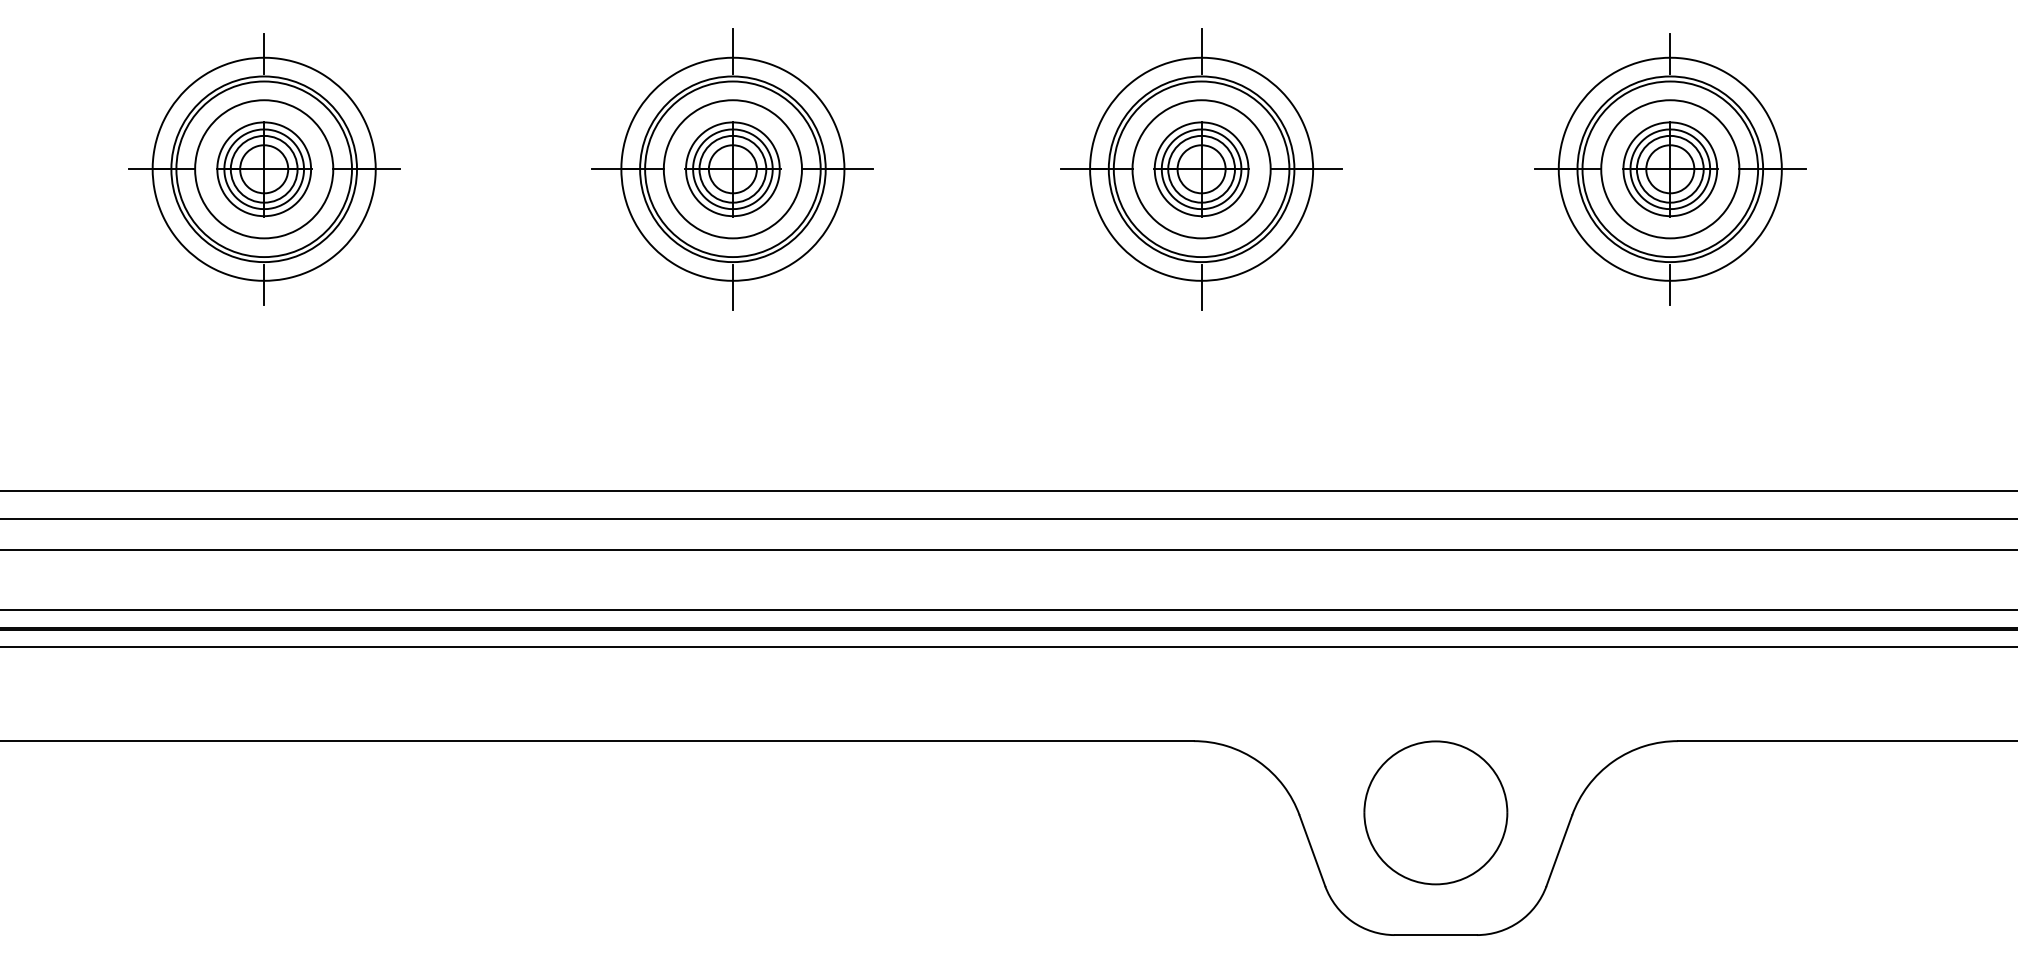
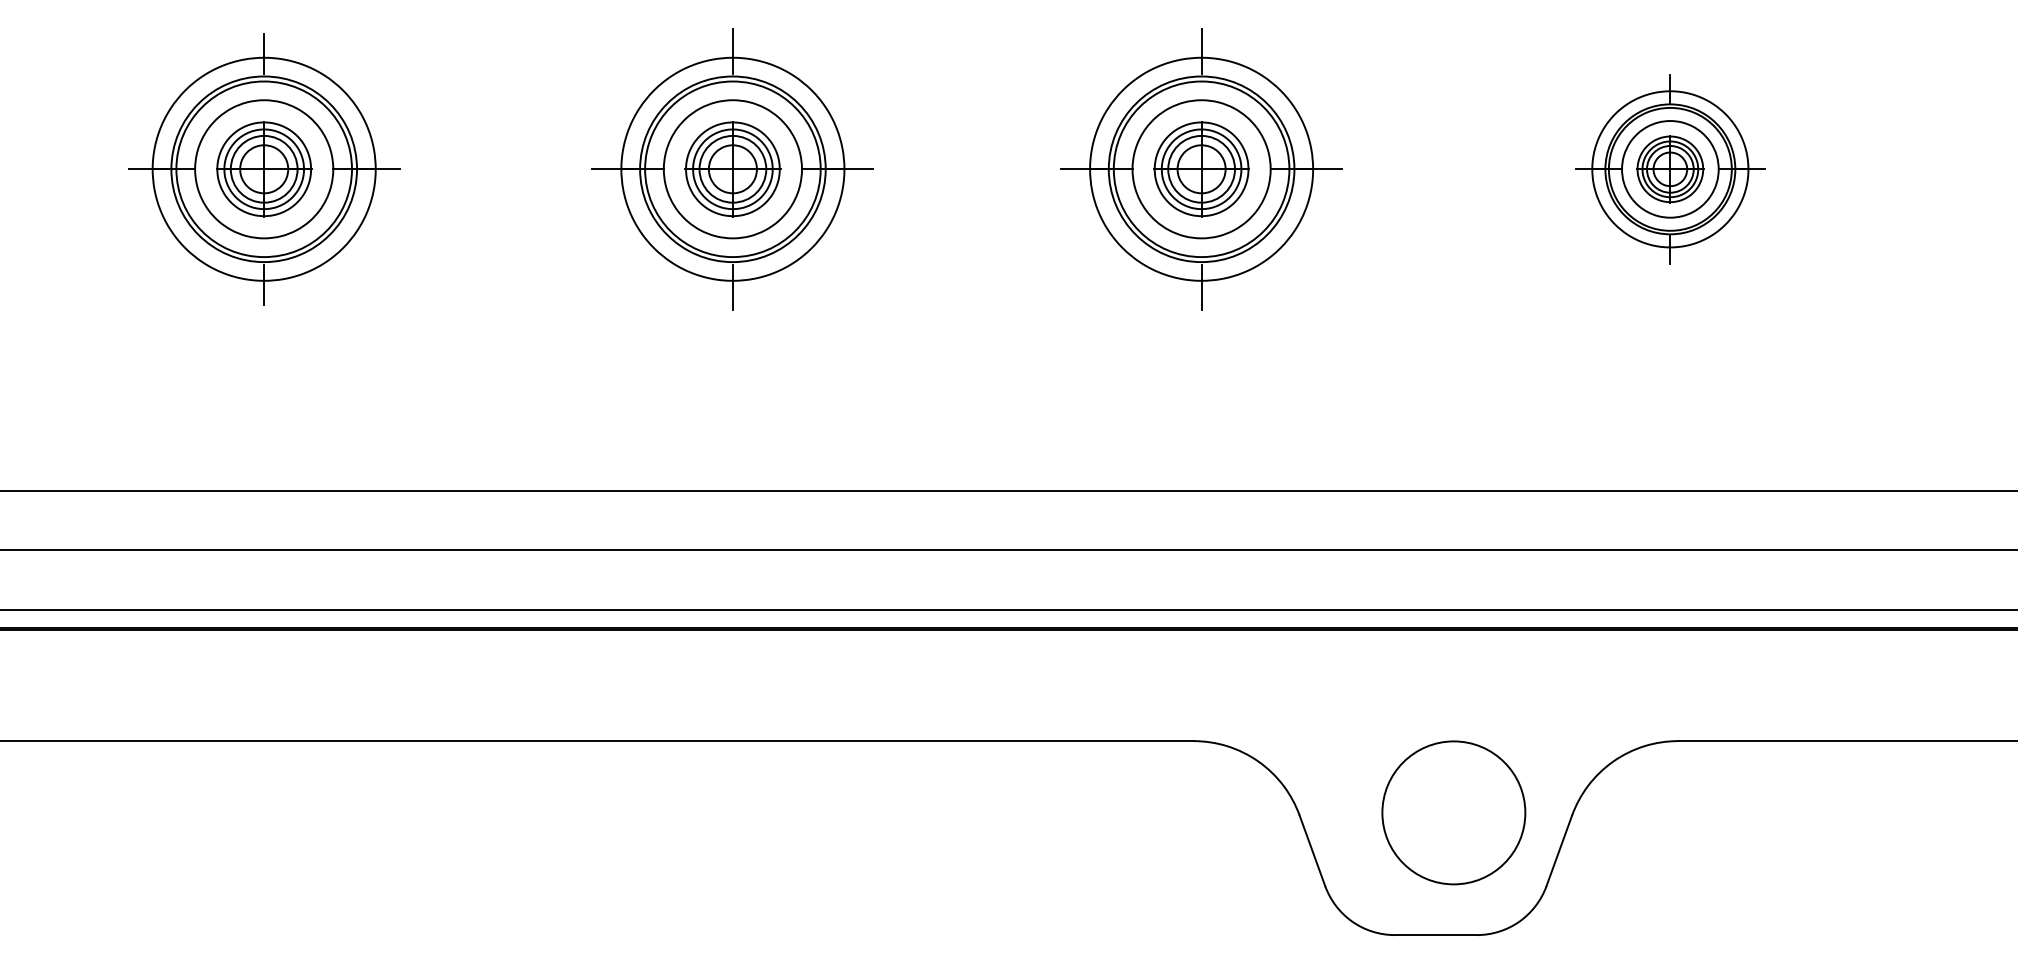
part size: 273x273 px -> 191x191 px (1670, 169)
line: present -> none (1008, 518)
line: present -> none (1008, 647)
part position: (1435, 812) -> (1453, 812) (1453, 812)
